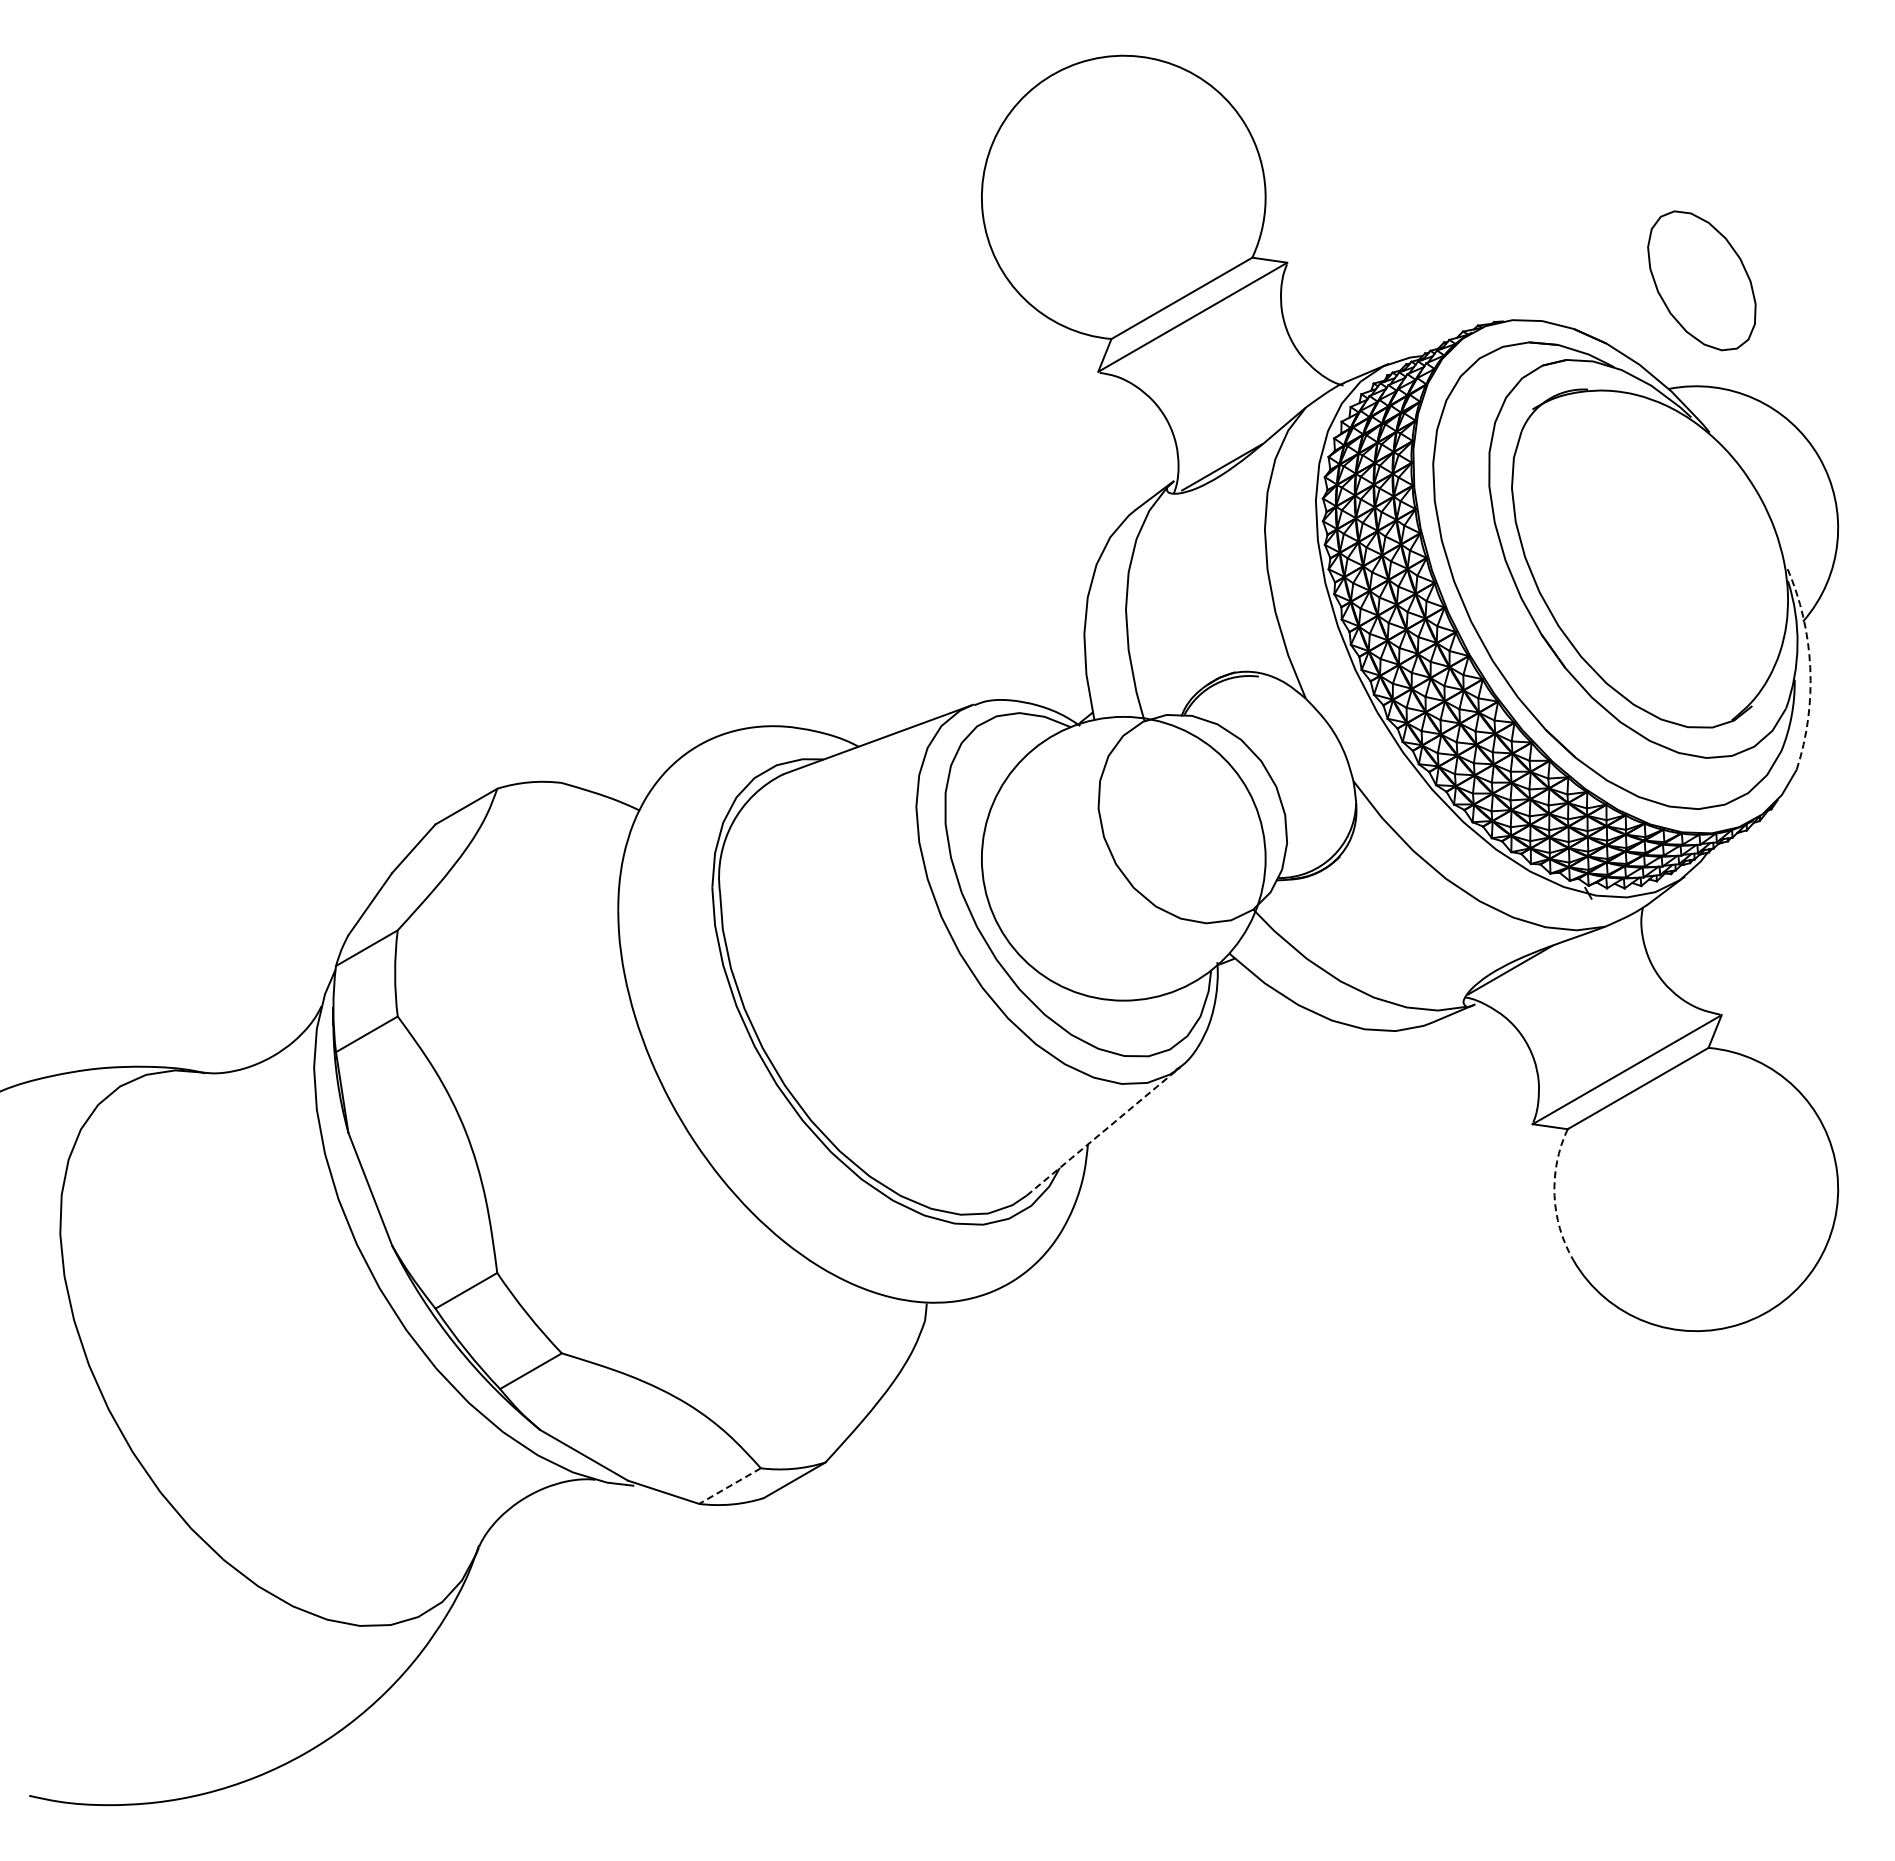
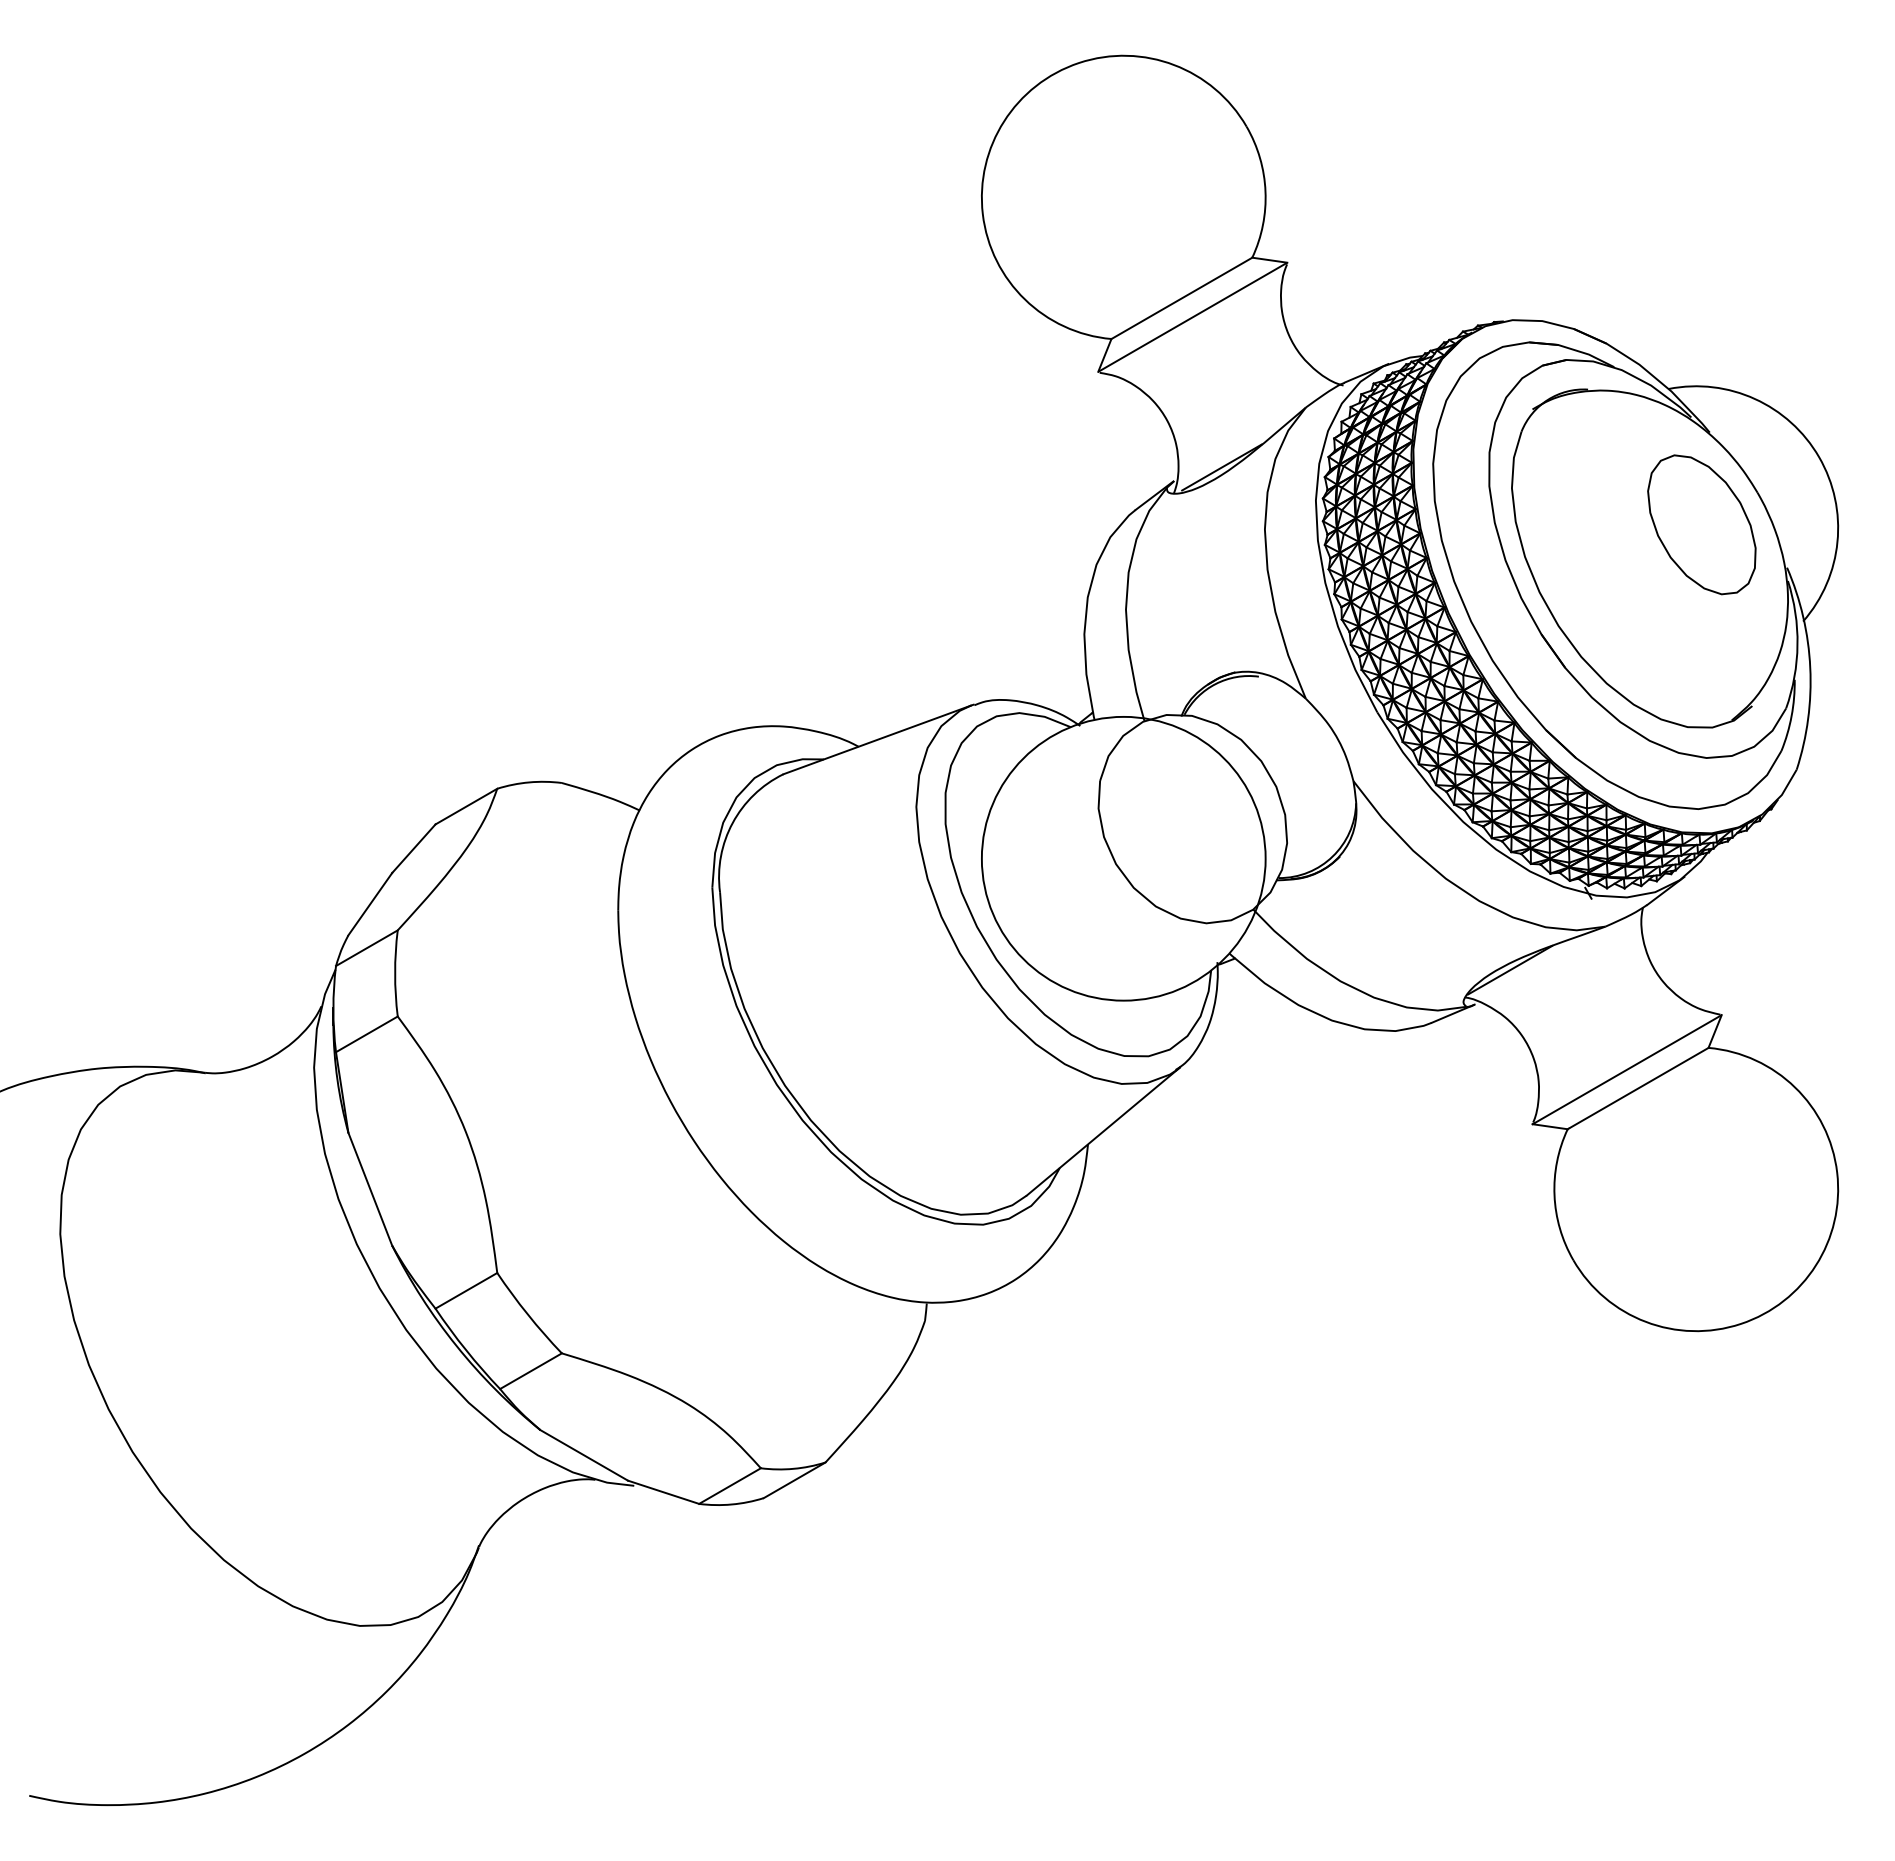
part position: (1701, 280) -> (1701, 524) (1701, 524)
arc: dashed -> solid (1810, 667)
line: dashed -> solid (1103, 1131)
arc: dashed -> solid (1554, 1195)
line: dashed -> solid (730, 1486)
